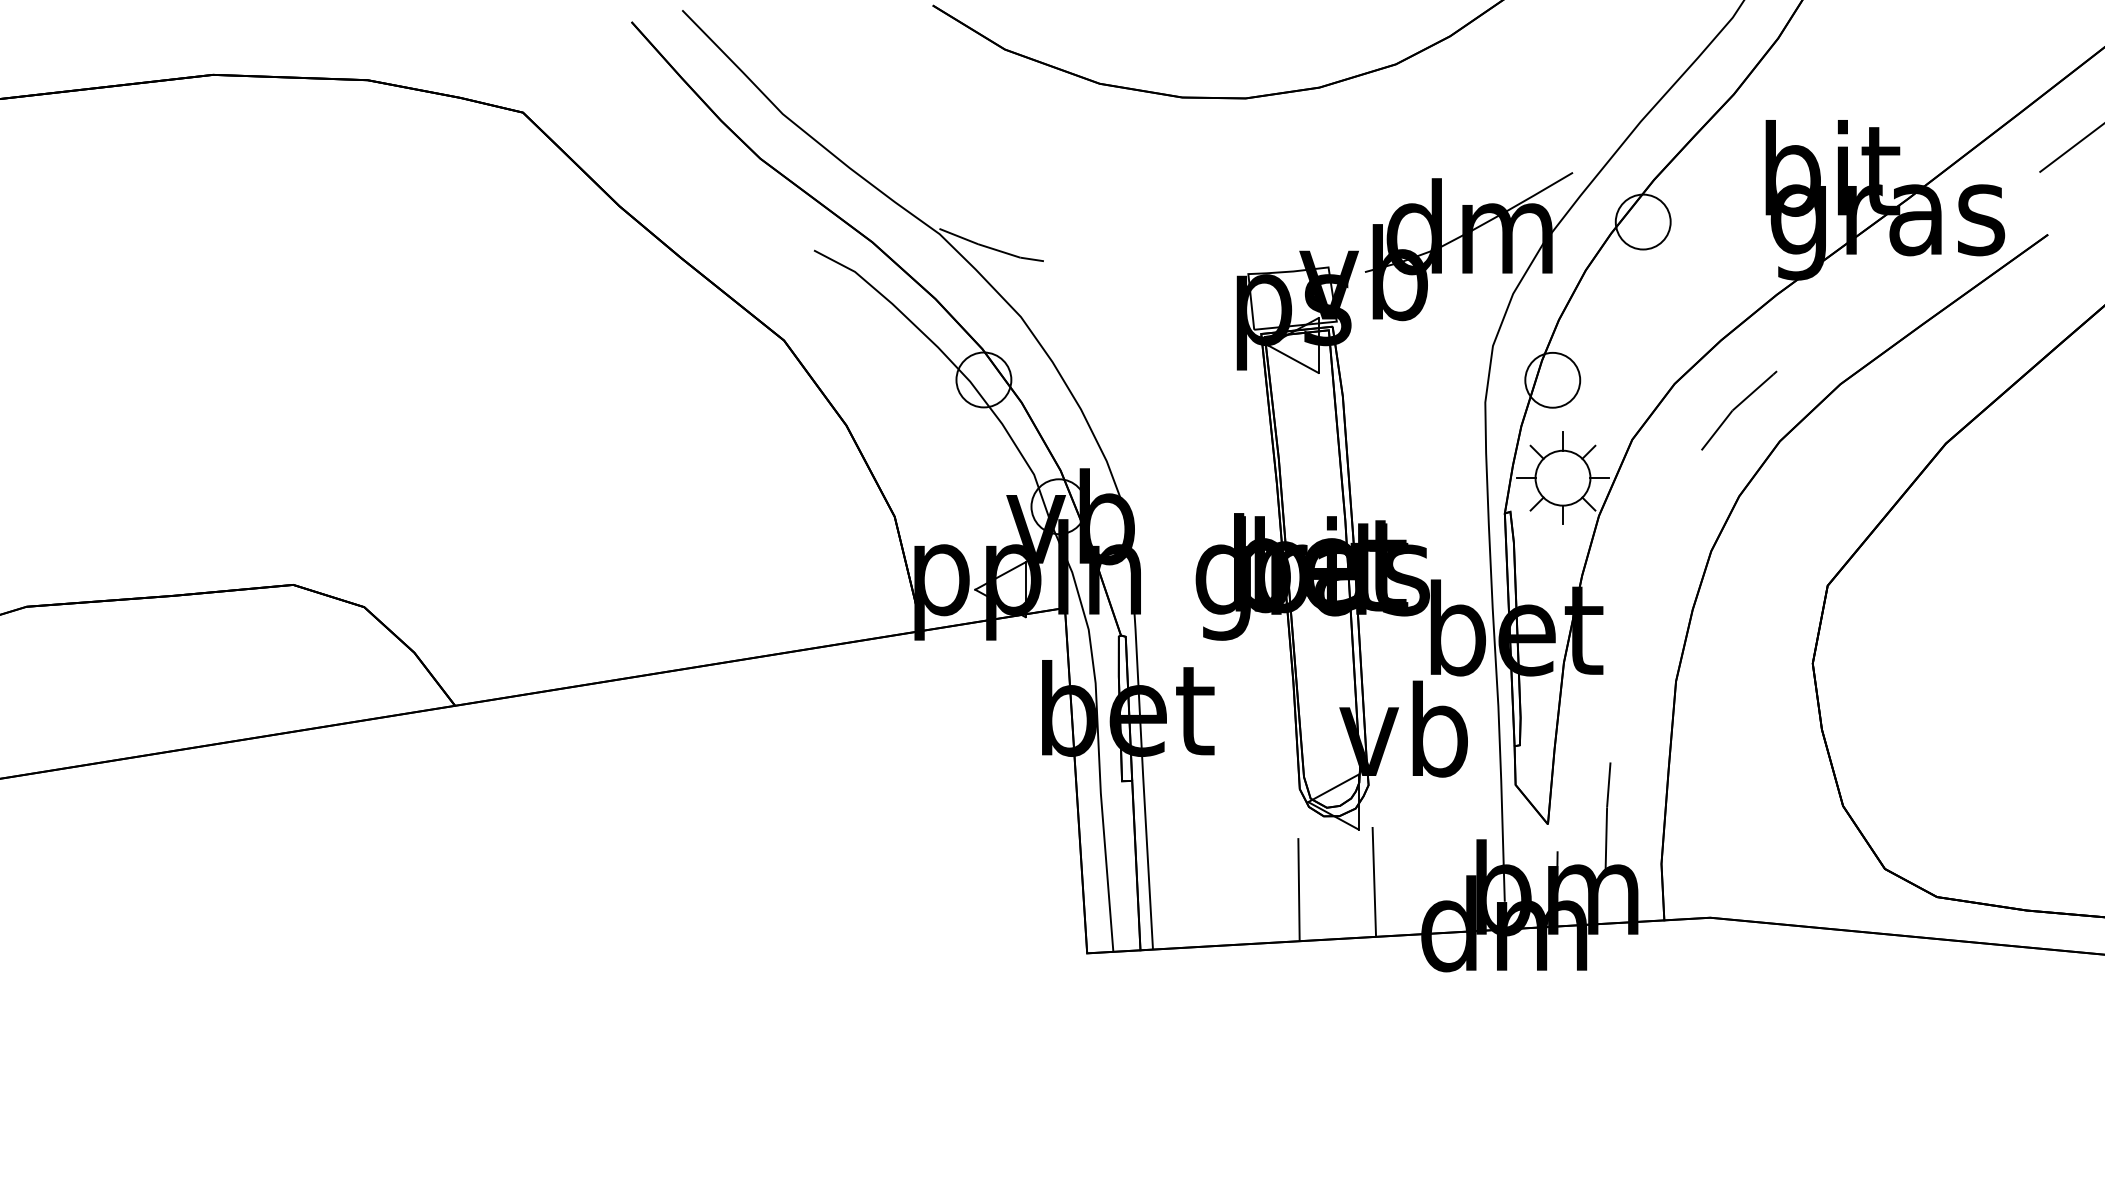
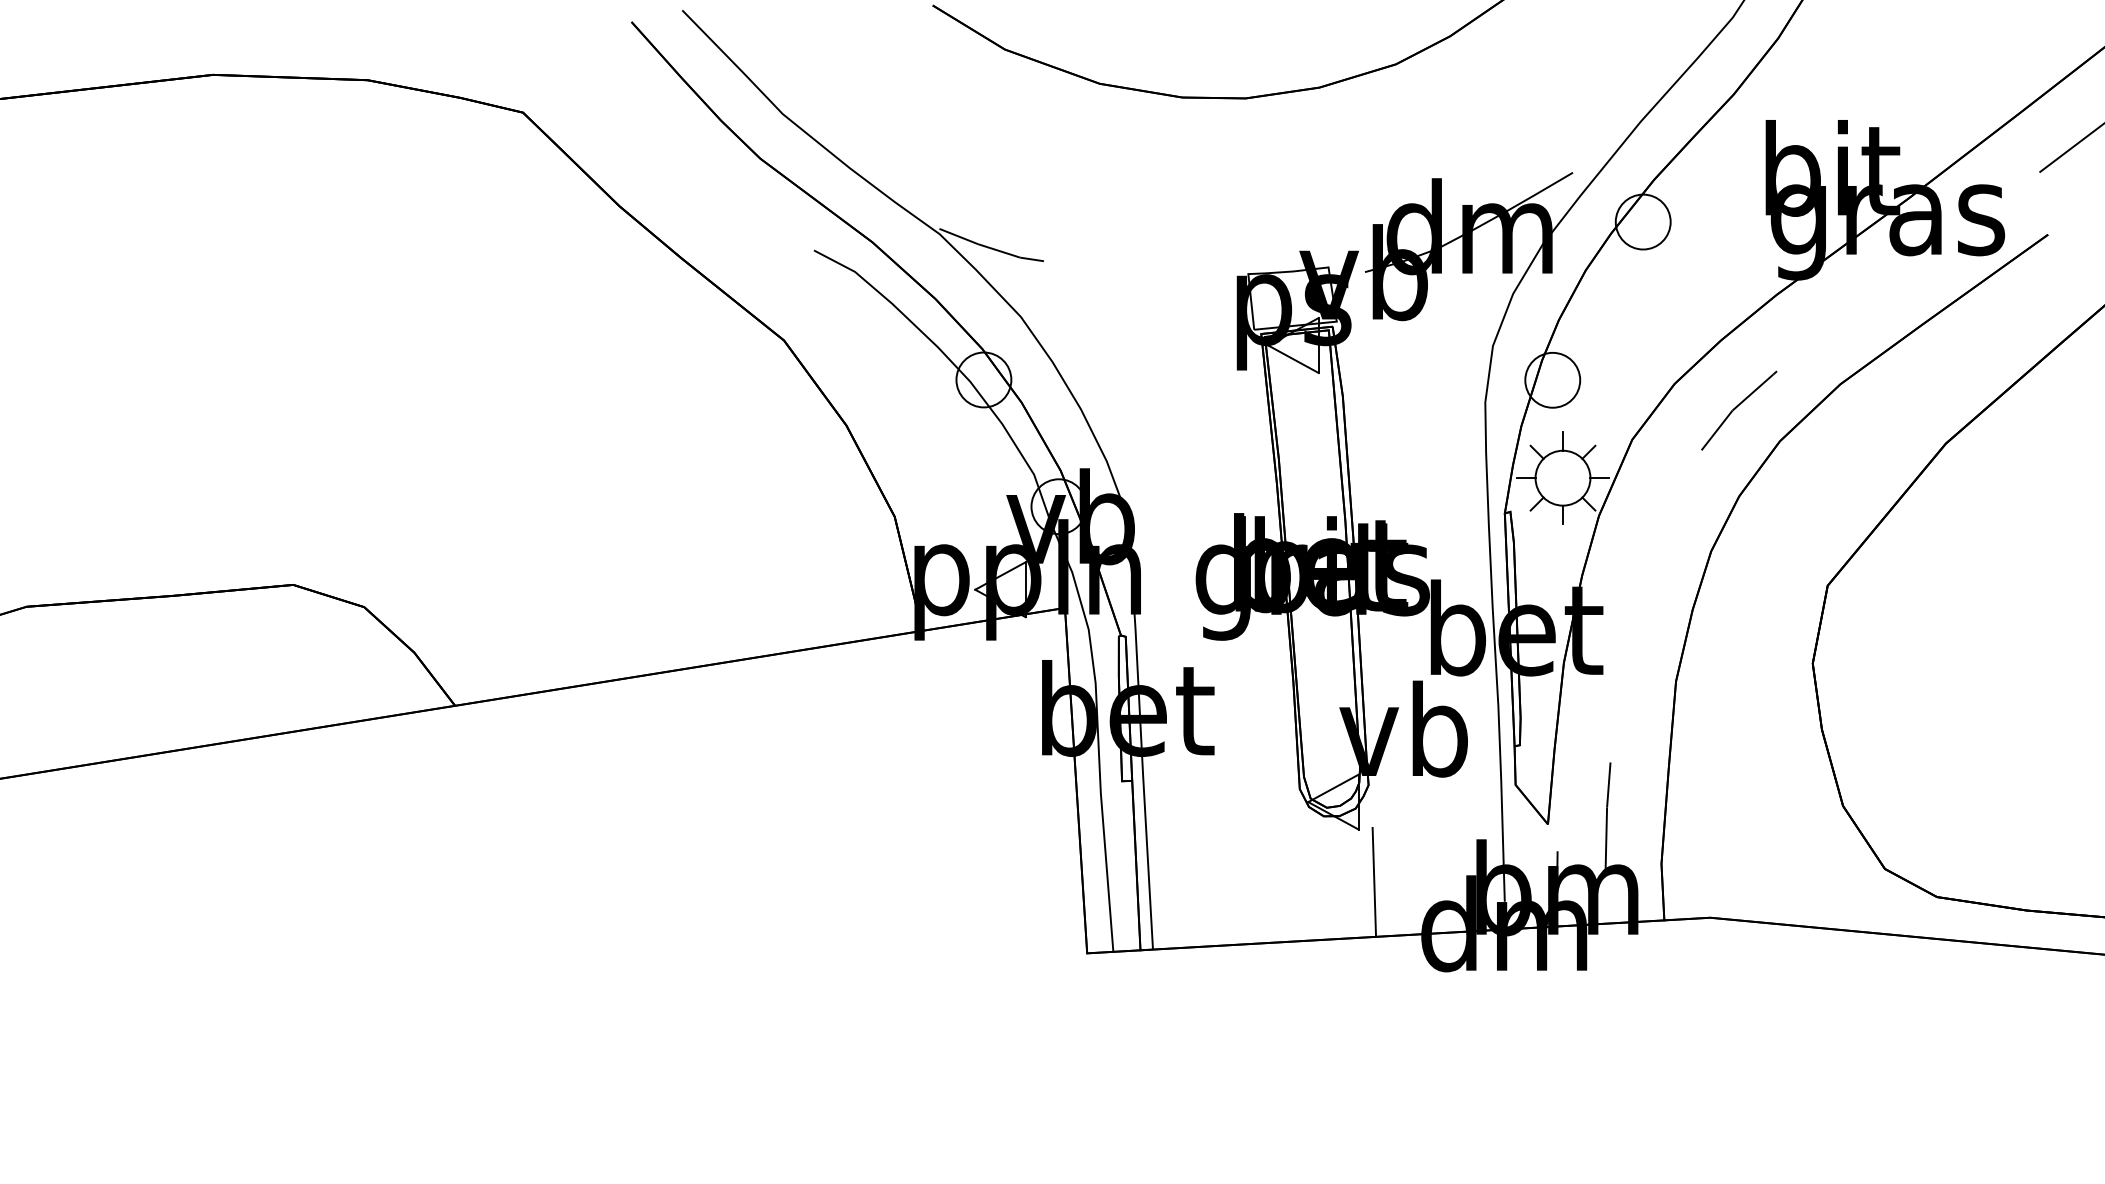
line: present -> none (1298, 889)
